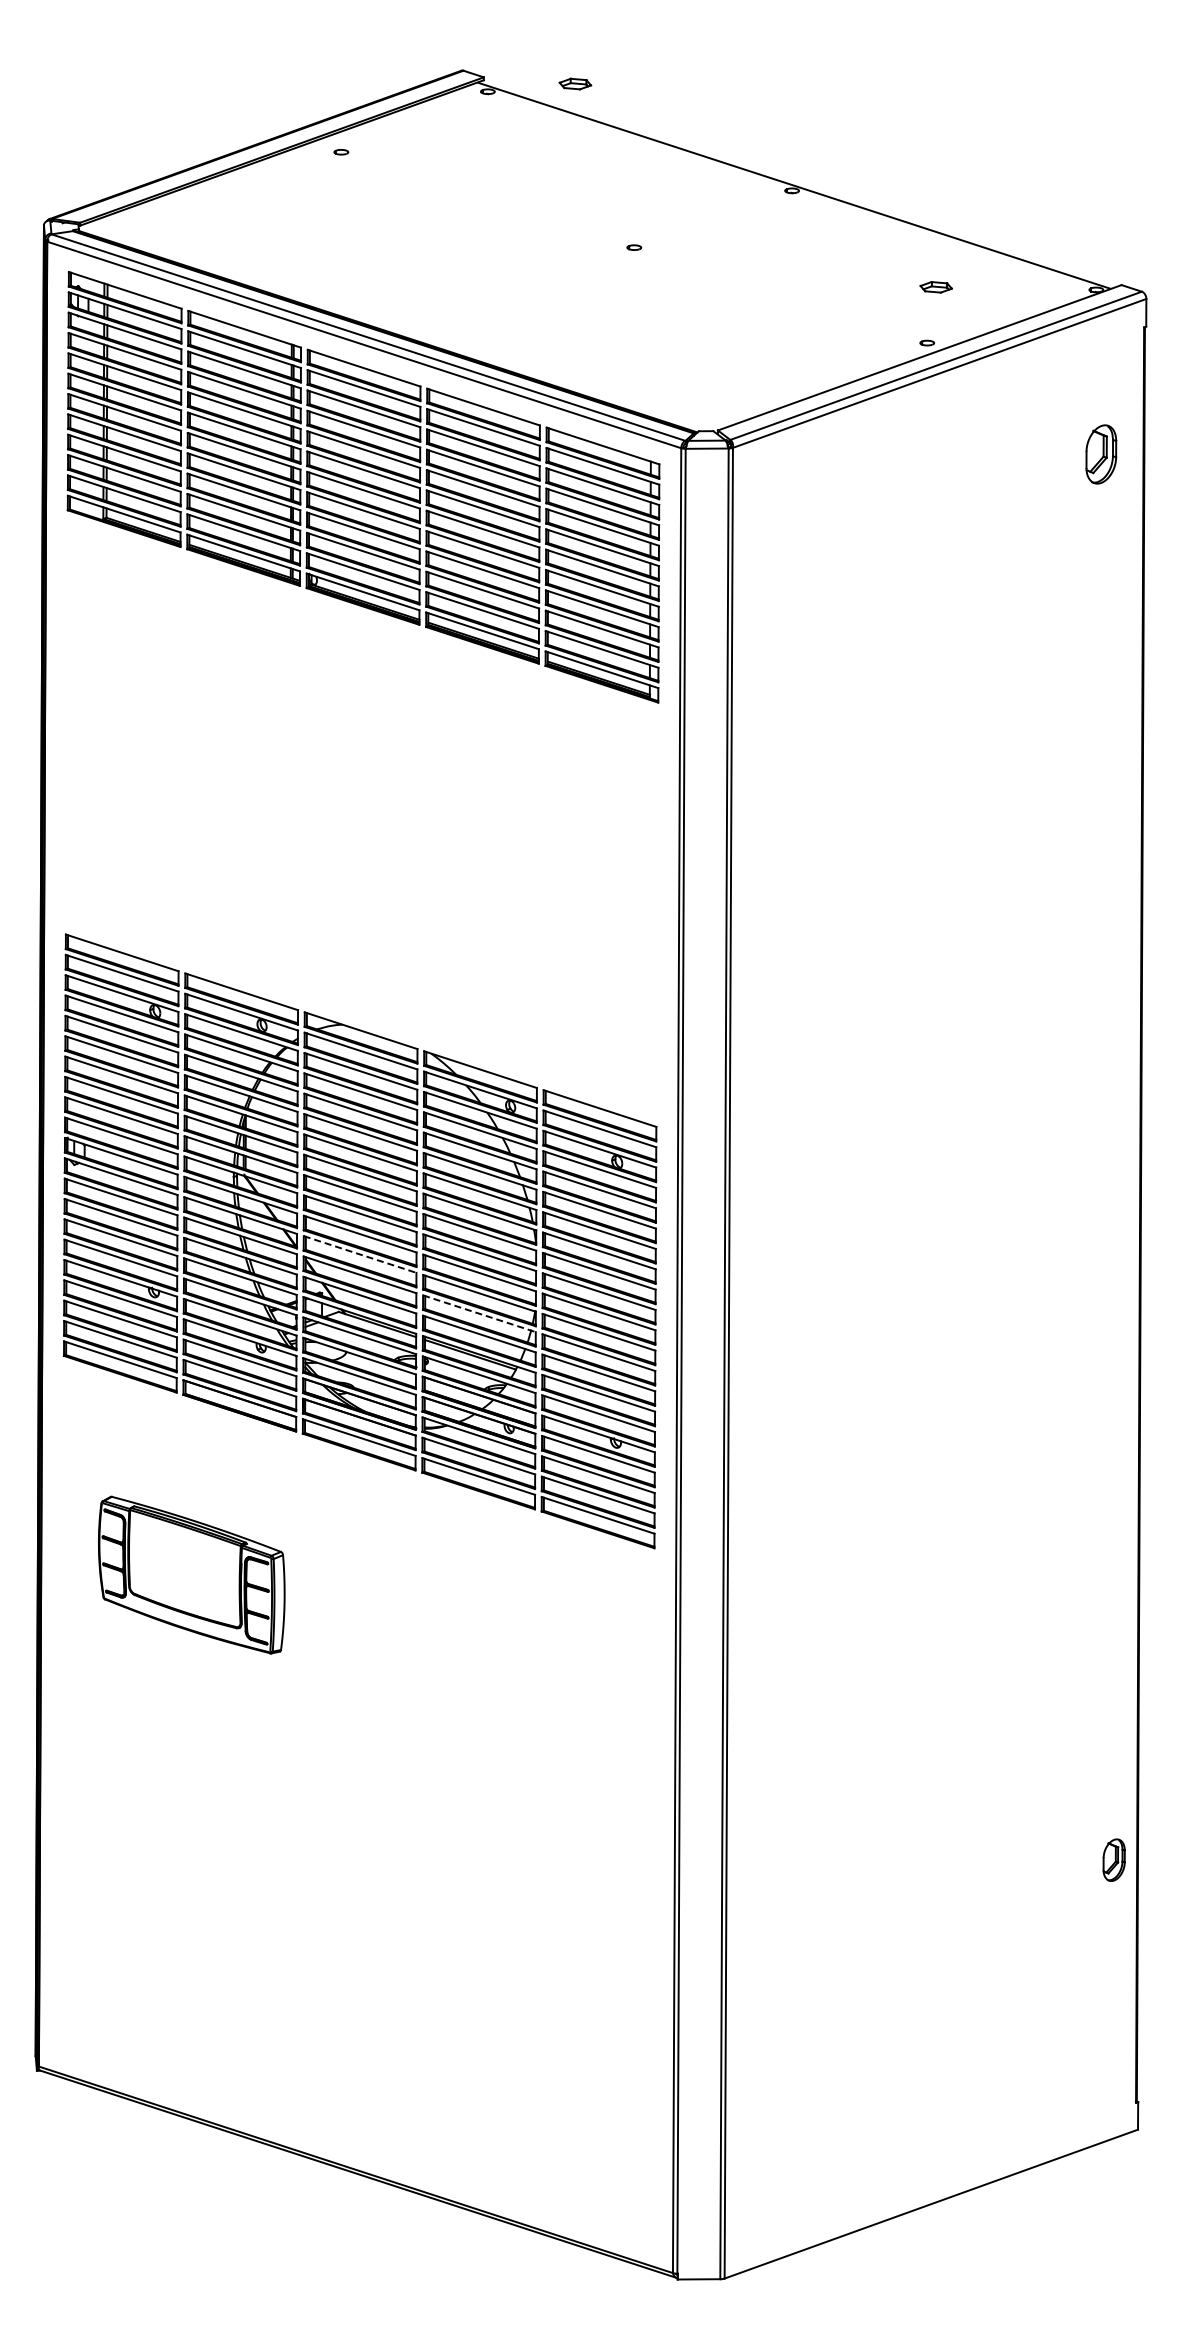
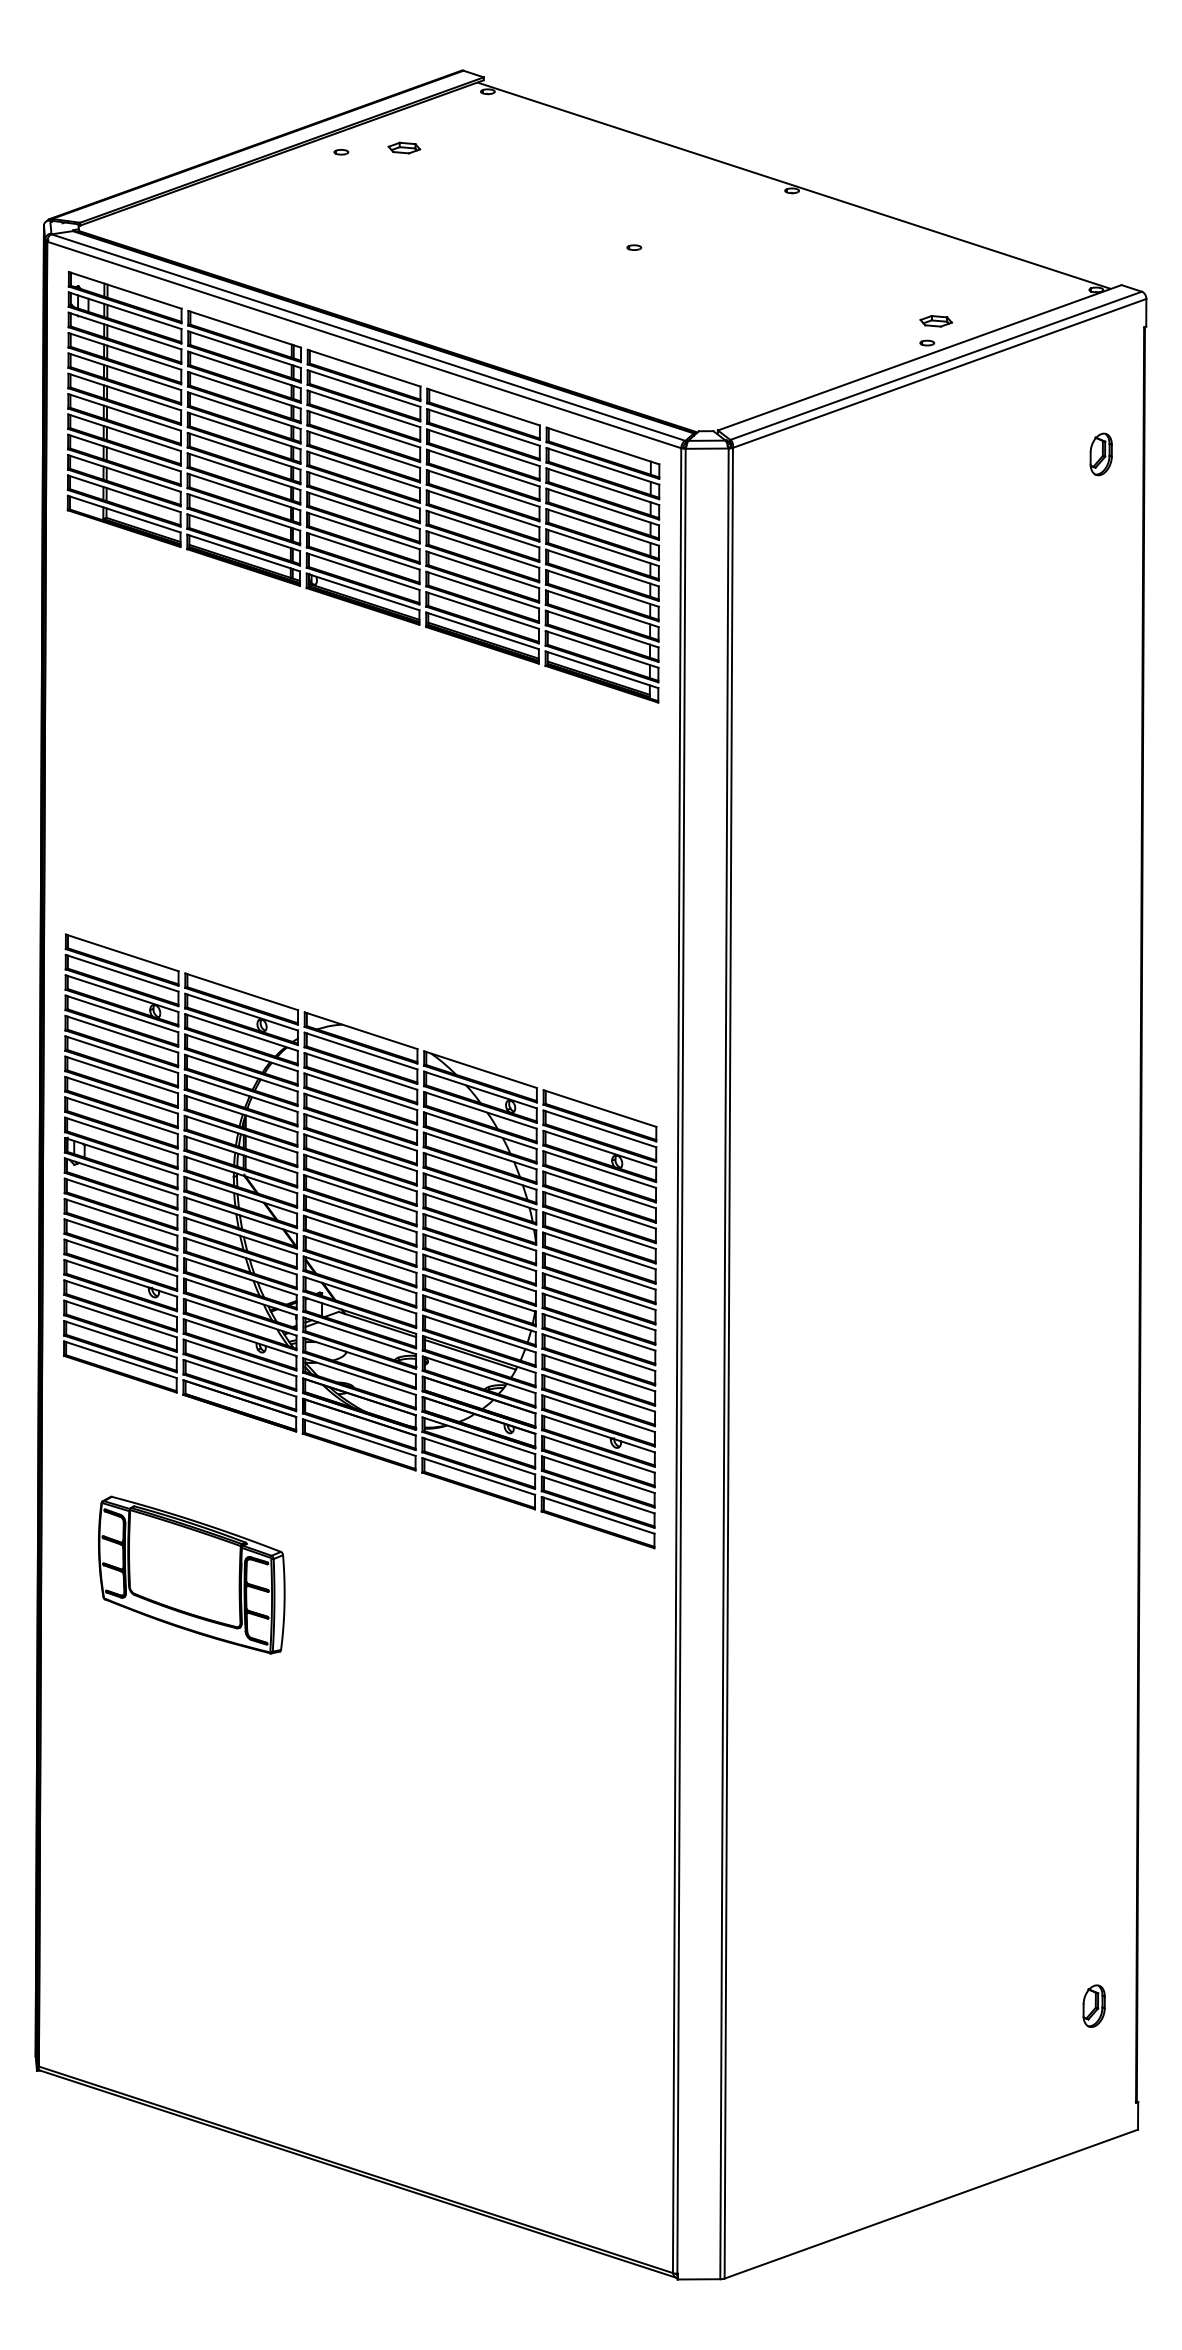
part position: (575, 83) -> (404, 147) (404, 147)
part position: (935, 287) -> (935, 321) (935, 321)
part size: 33x61 px -> 24x45 px (1100, 454)
line: dashed -> solid (360, 1254)
line: dashed -> solid (479, 1313)
part position: (1113, 1859) -> (1093, 2005) (1093, 2005)
